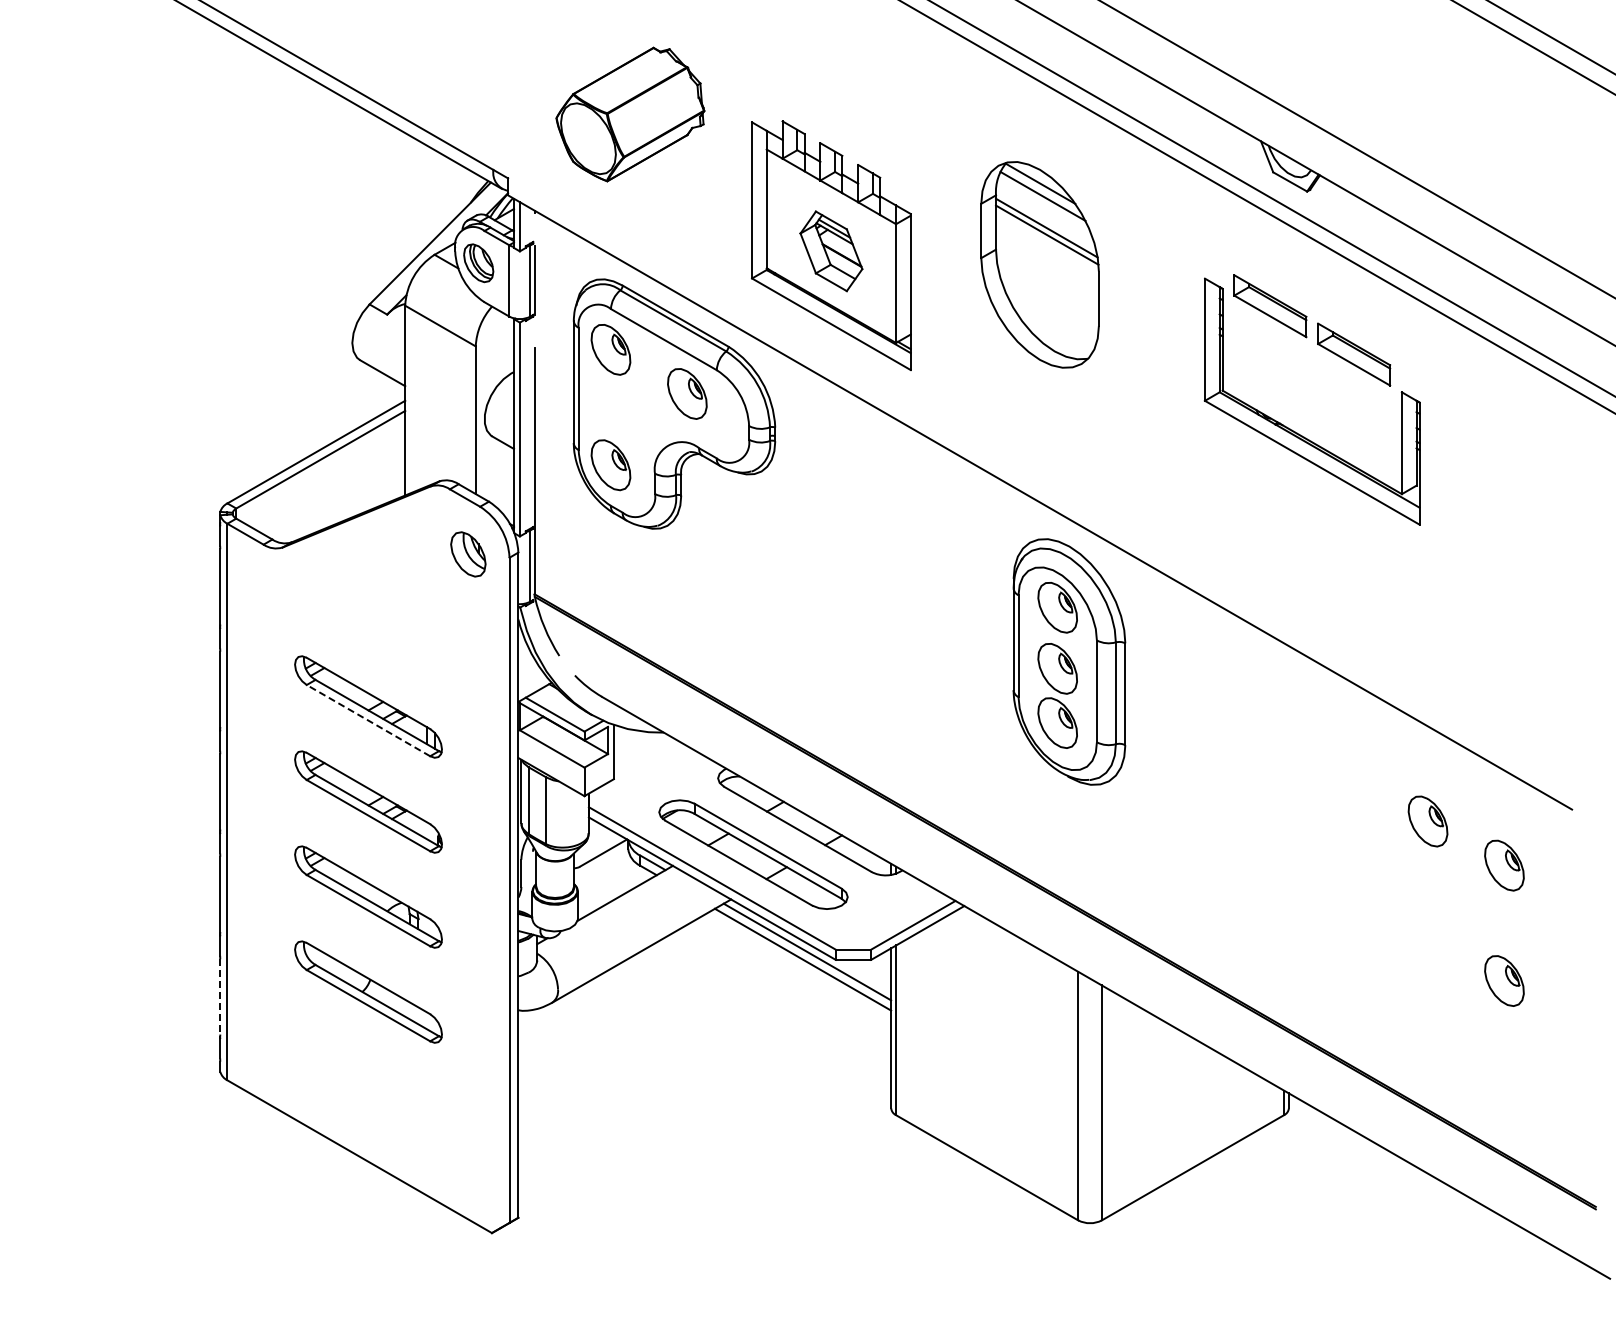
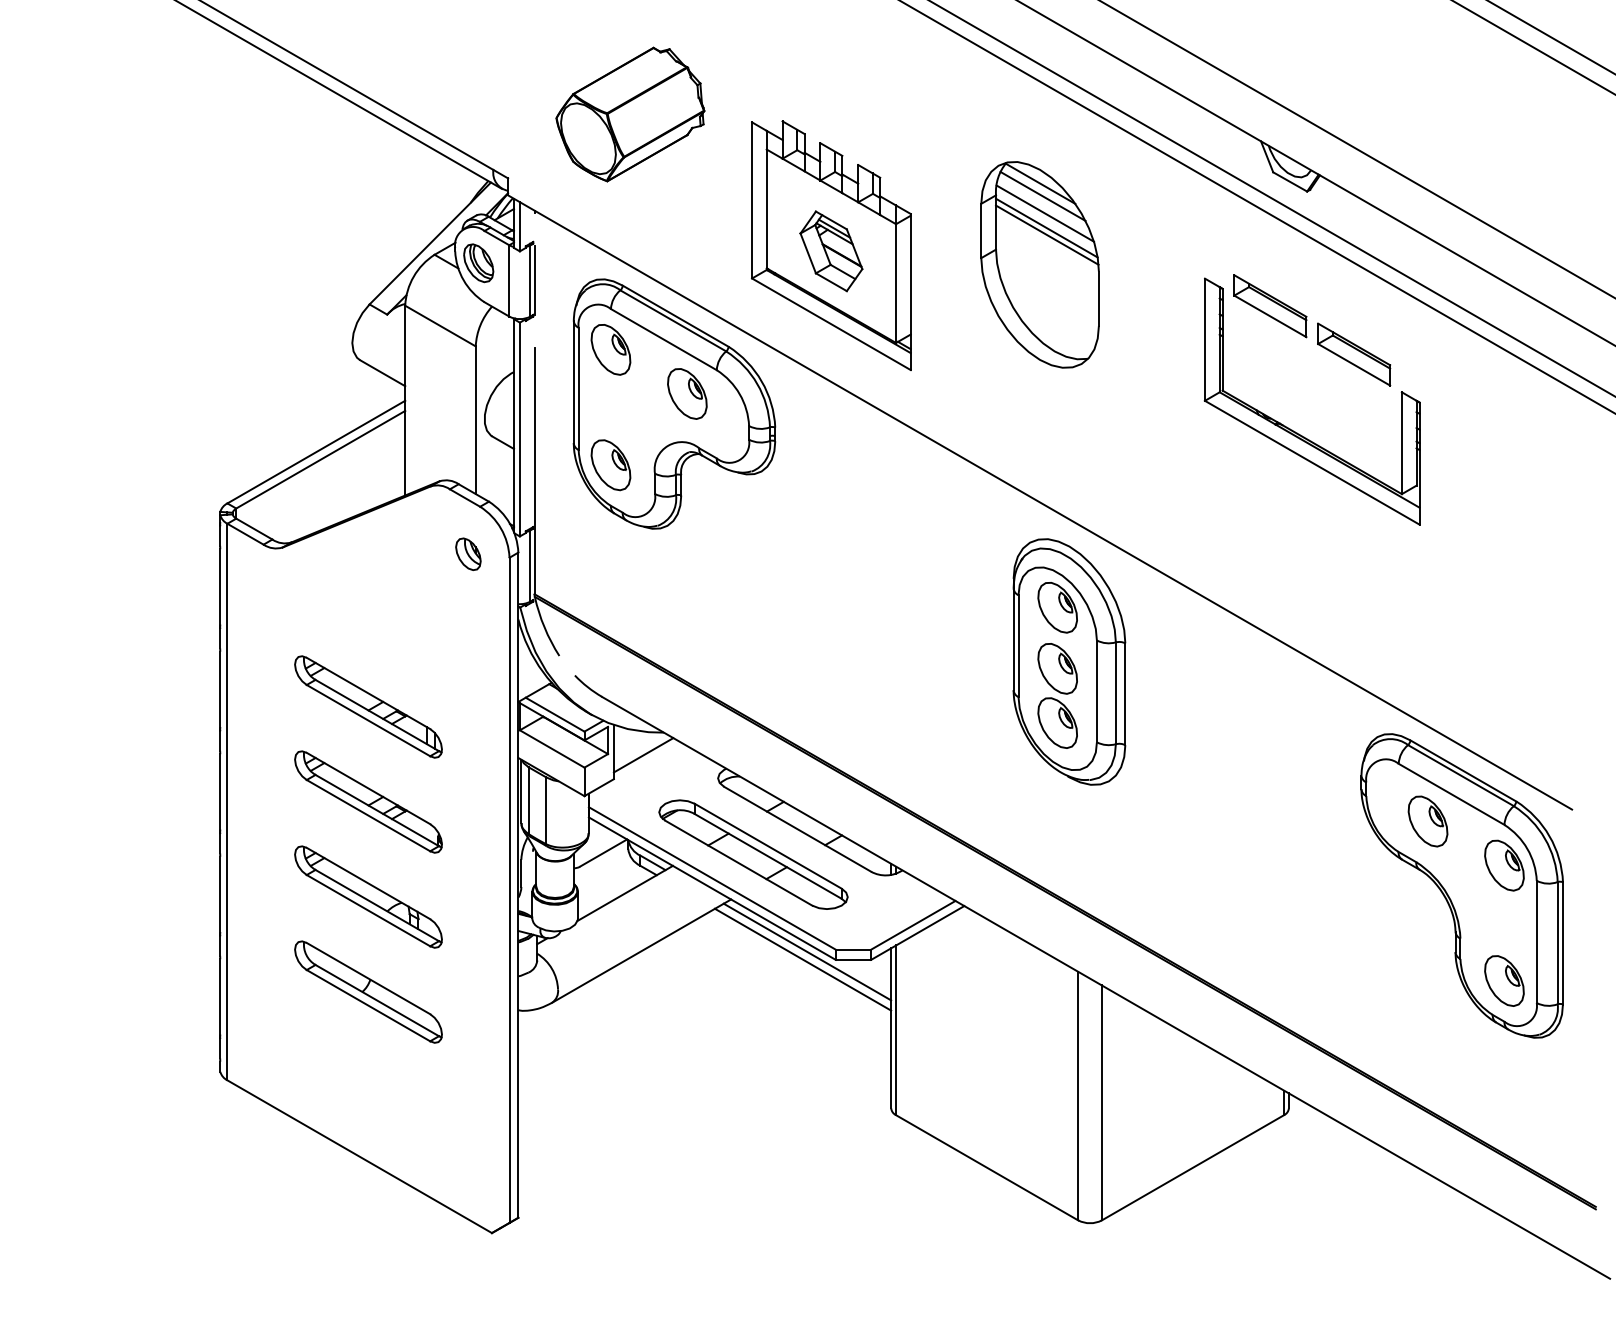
line: none -> present (1045, 213)
part size: 37x47 px -> 27x34 px (468, 553)
line: dashed -> solid (368, 720)
line: none -> present (643, 755)
part: none -> present (1461, 885)
line: dashed -> solid (220, 999)
